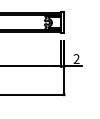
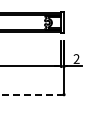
line: solid -> dashed (30, 94)
